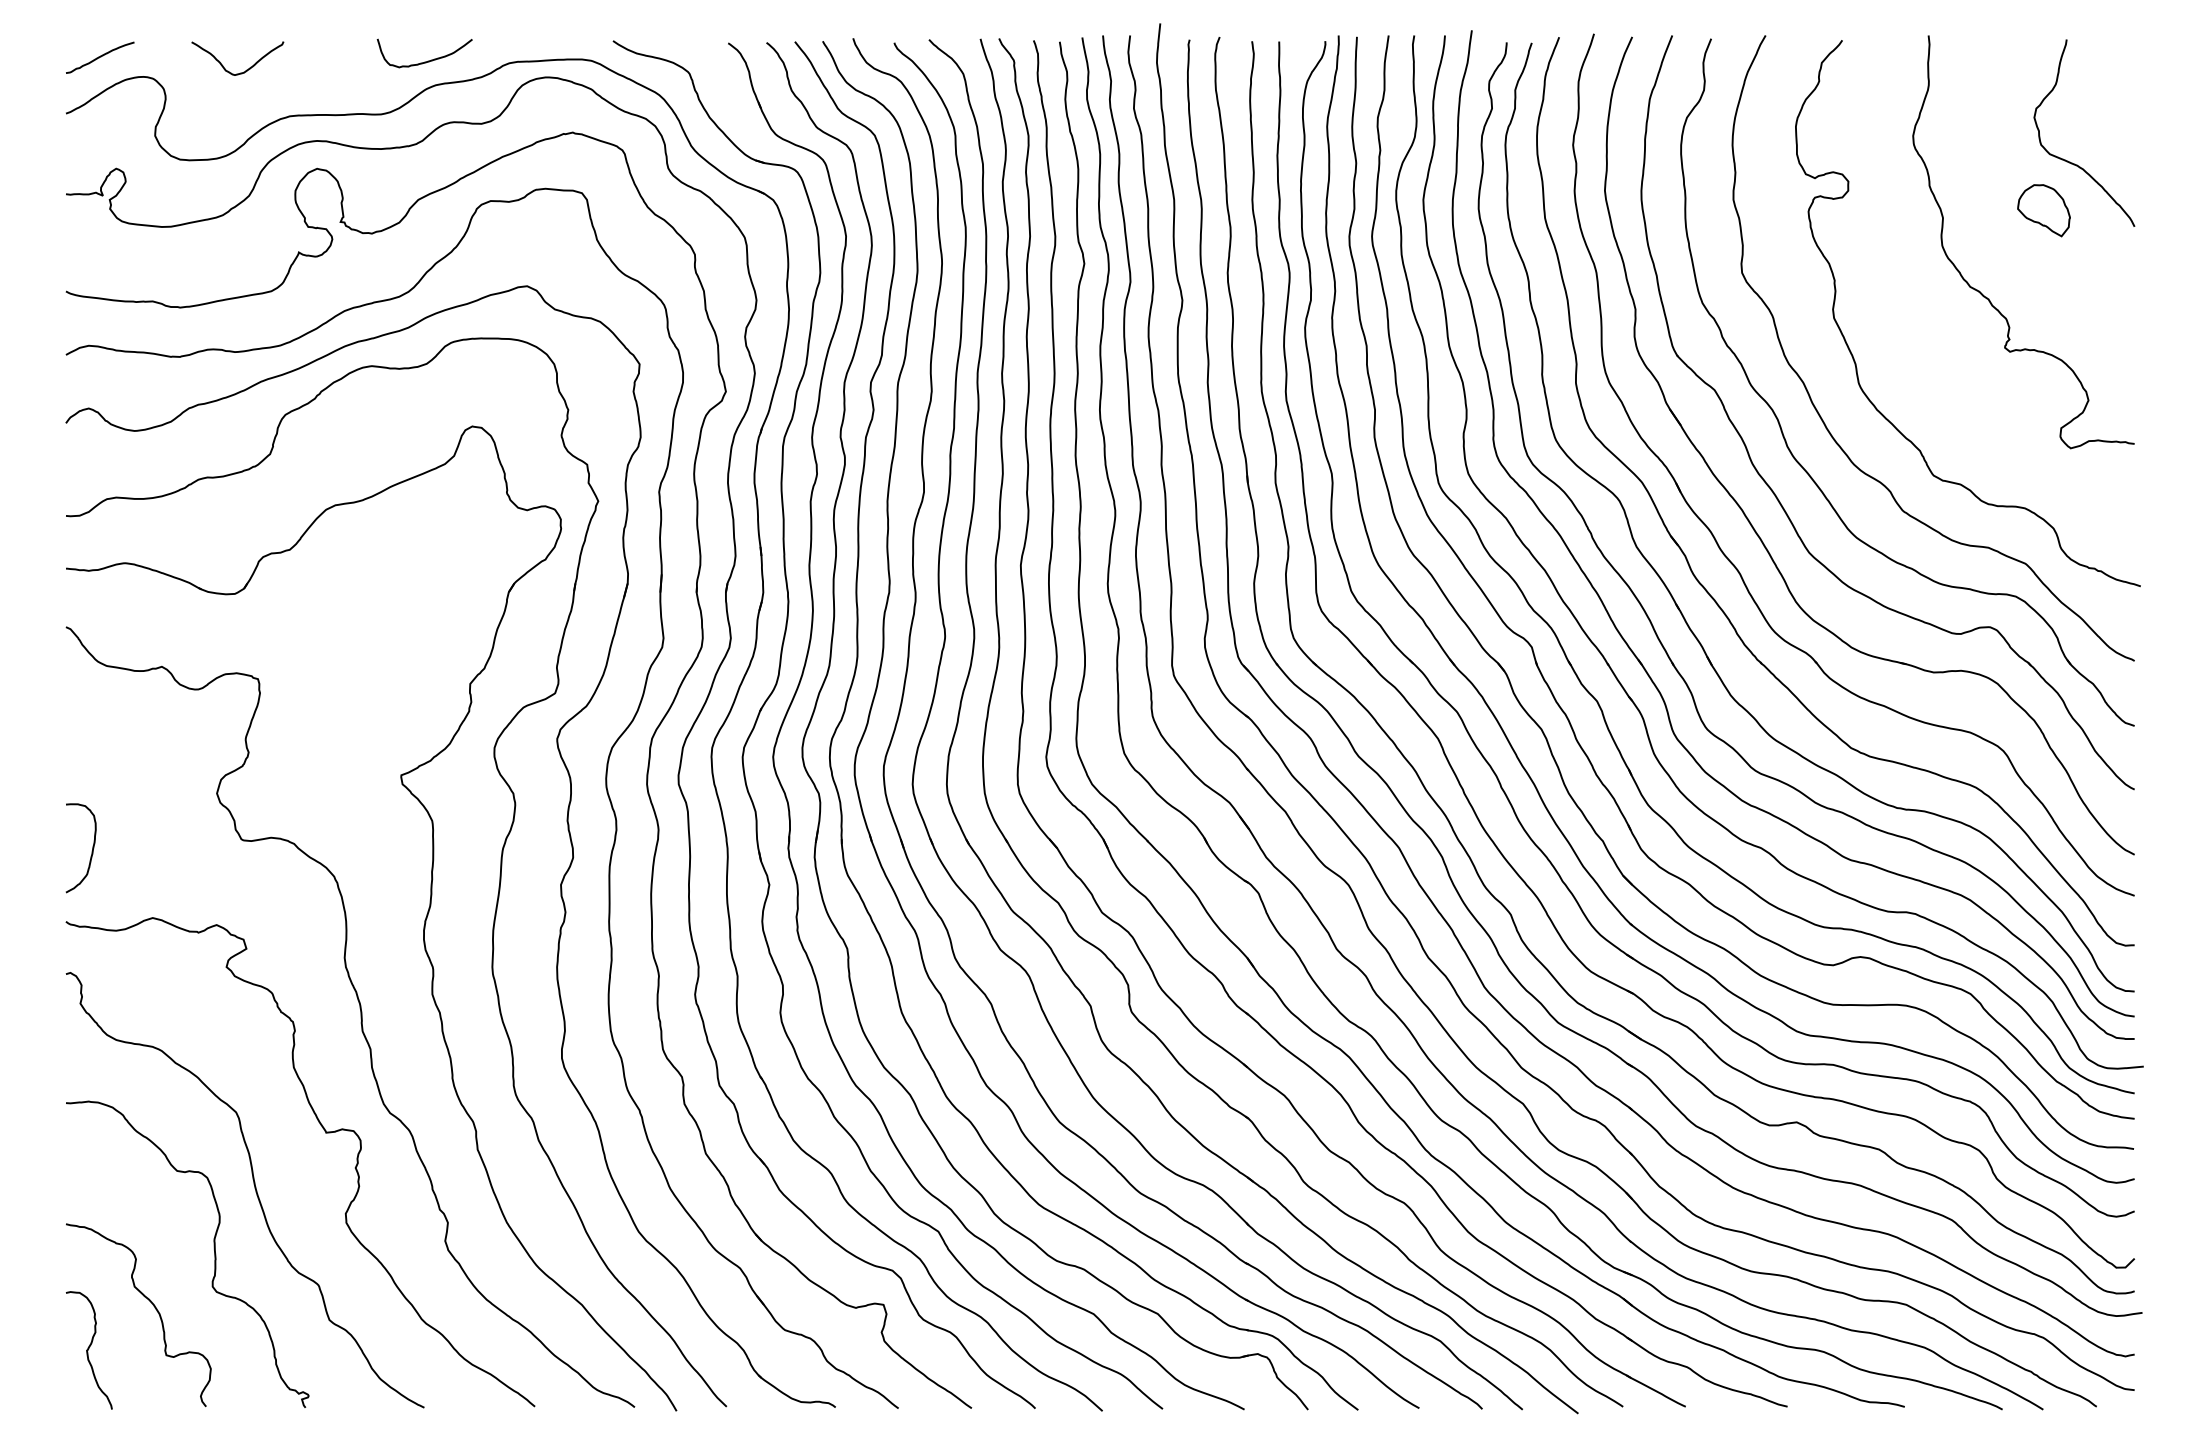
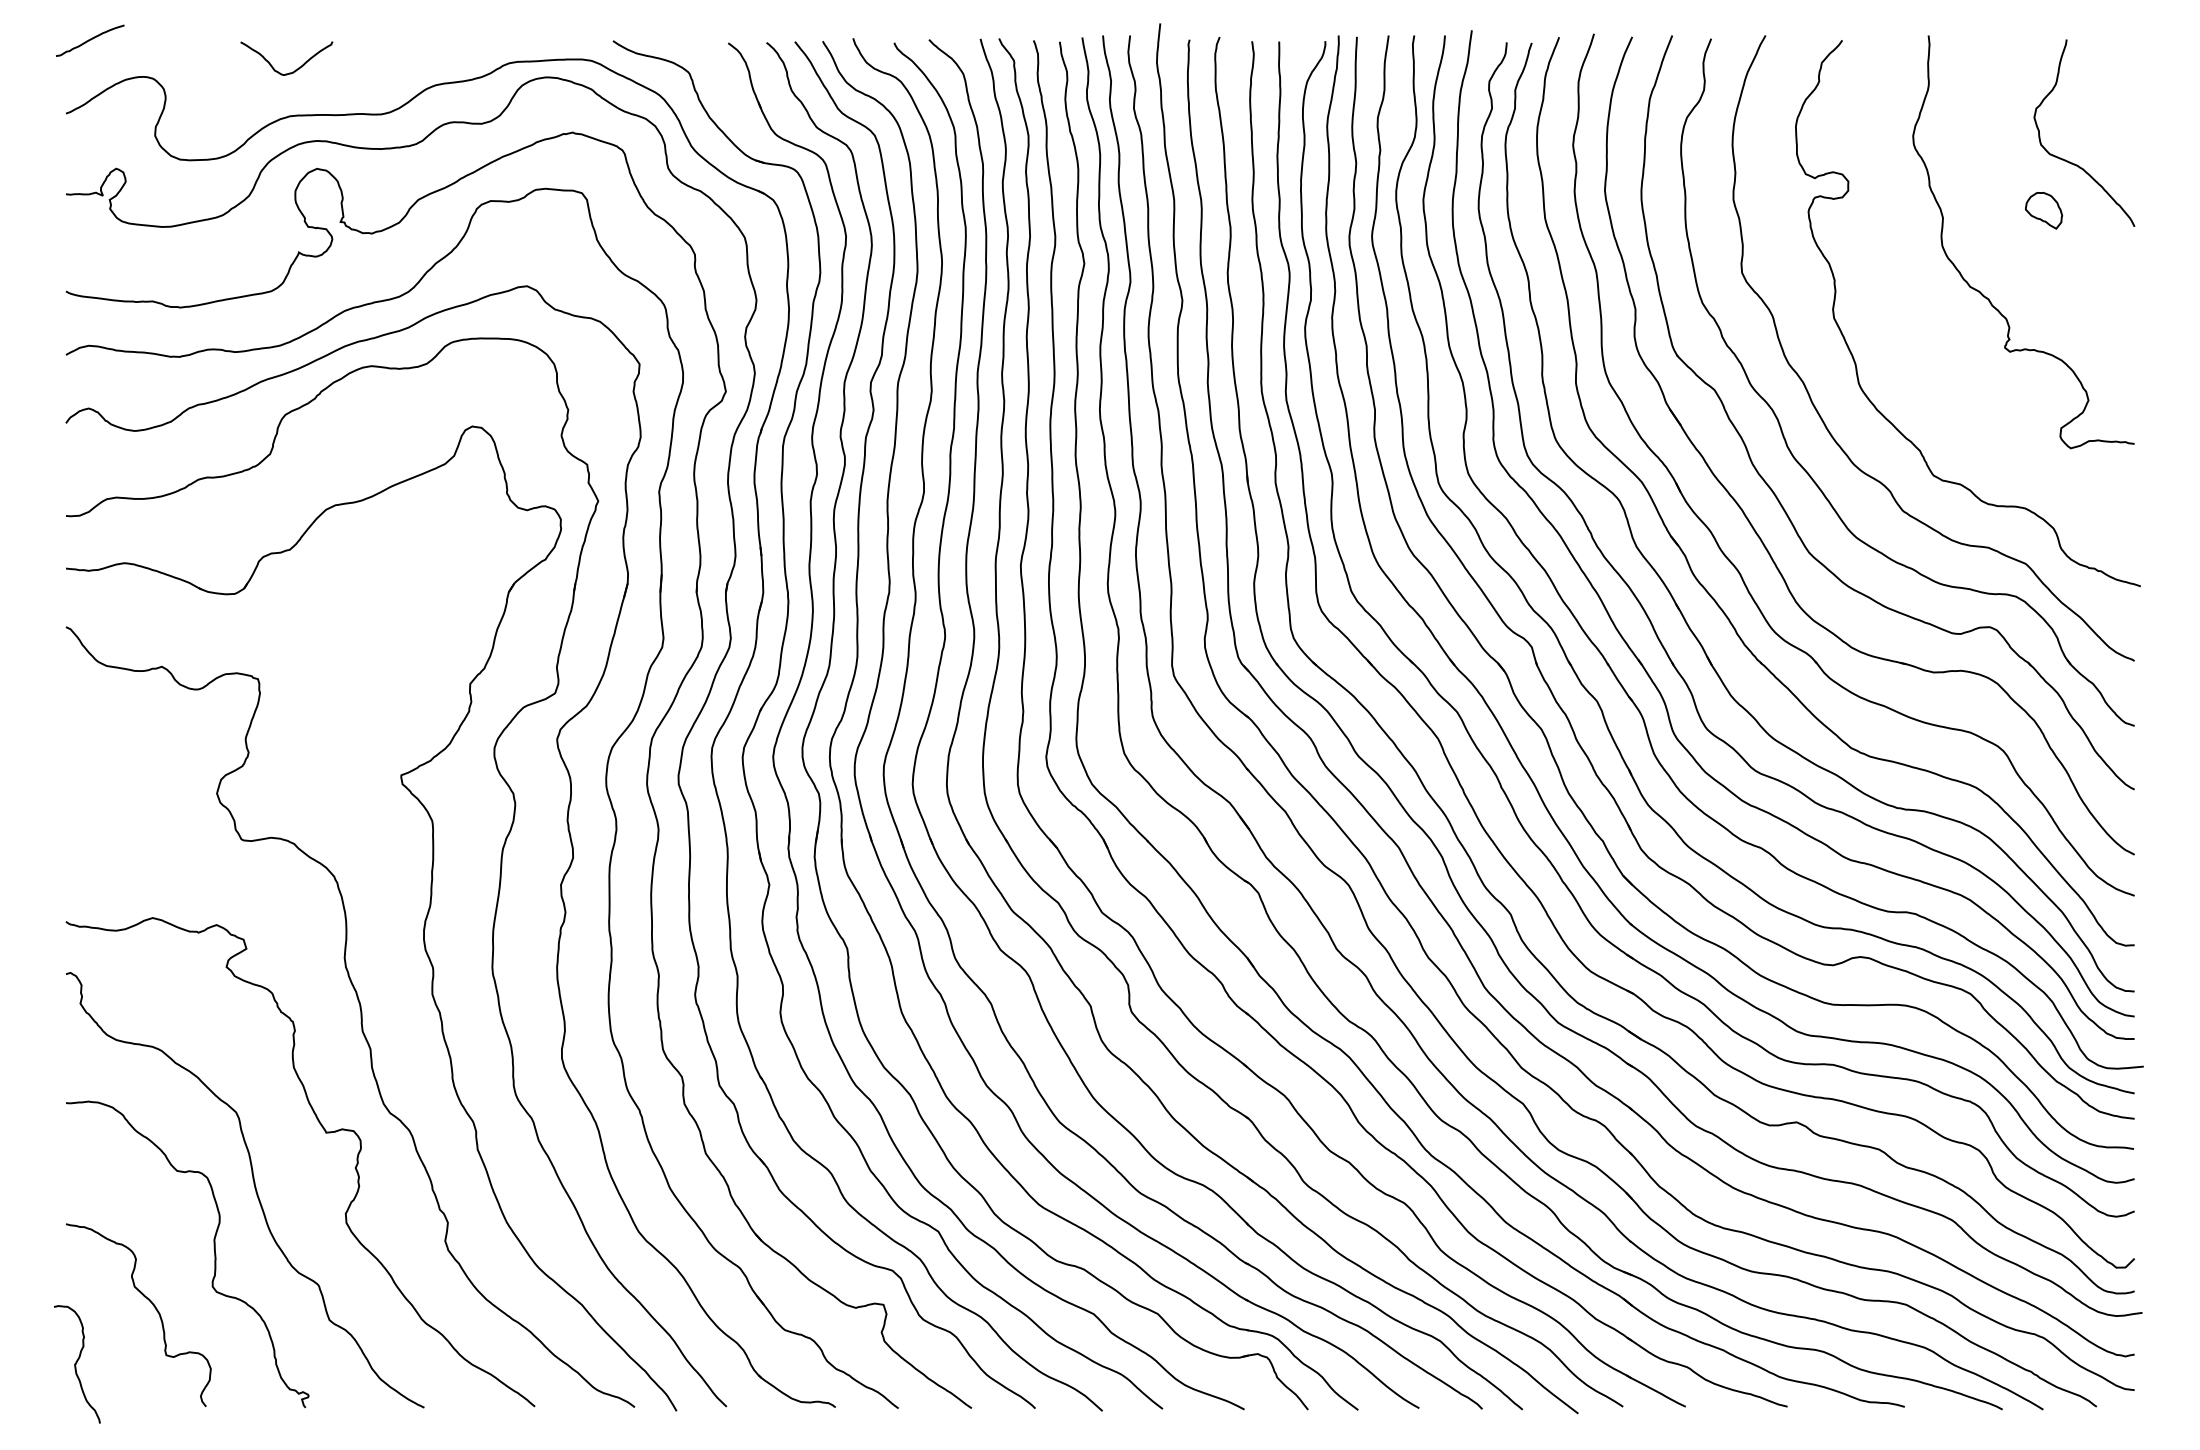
curve position: (100, 57) -> (90, 40) (90, 40)
curve: present -> none (424, 61)
curve position: (246, 69) -> (295, 69) (295, 69)
part size: 54x54 px -> 39x38 px (2044, 210)
curve: present -> none (91, 851)
curve position: (88, 1350) -> (76, 1364) (76, 1364)
